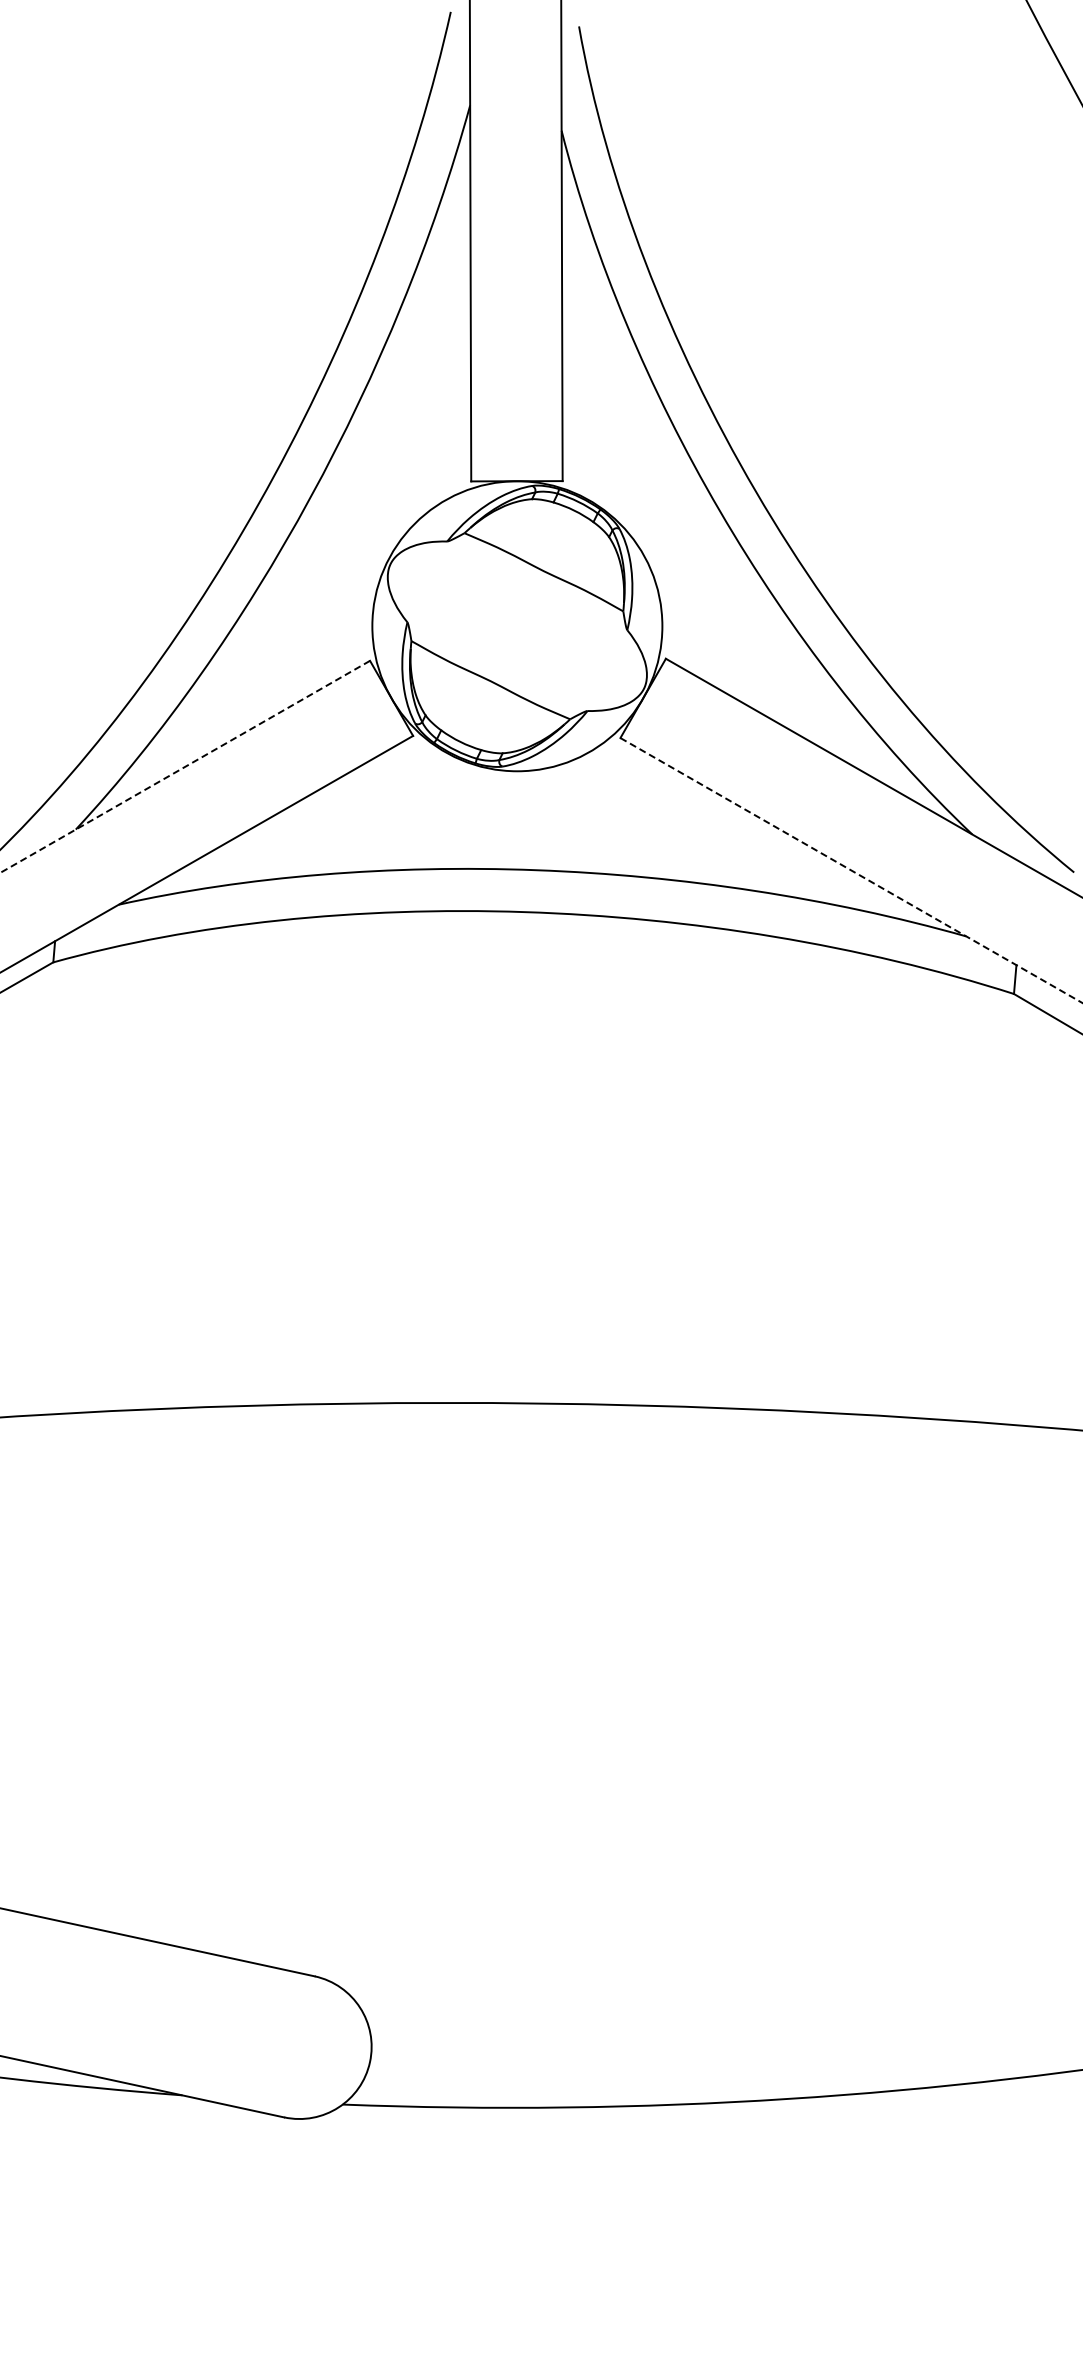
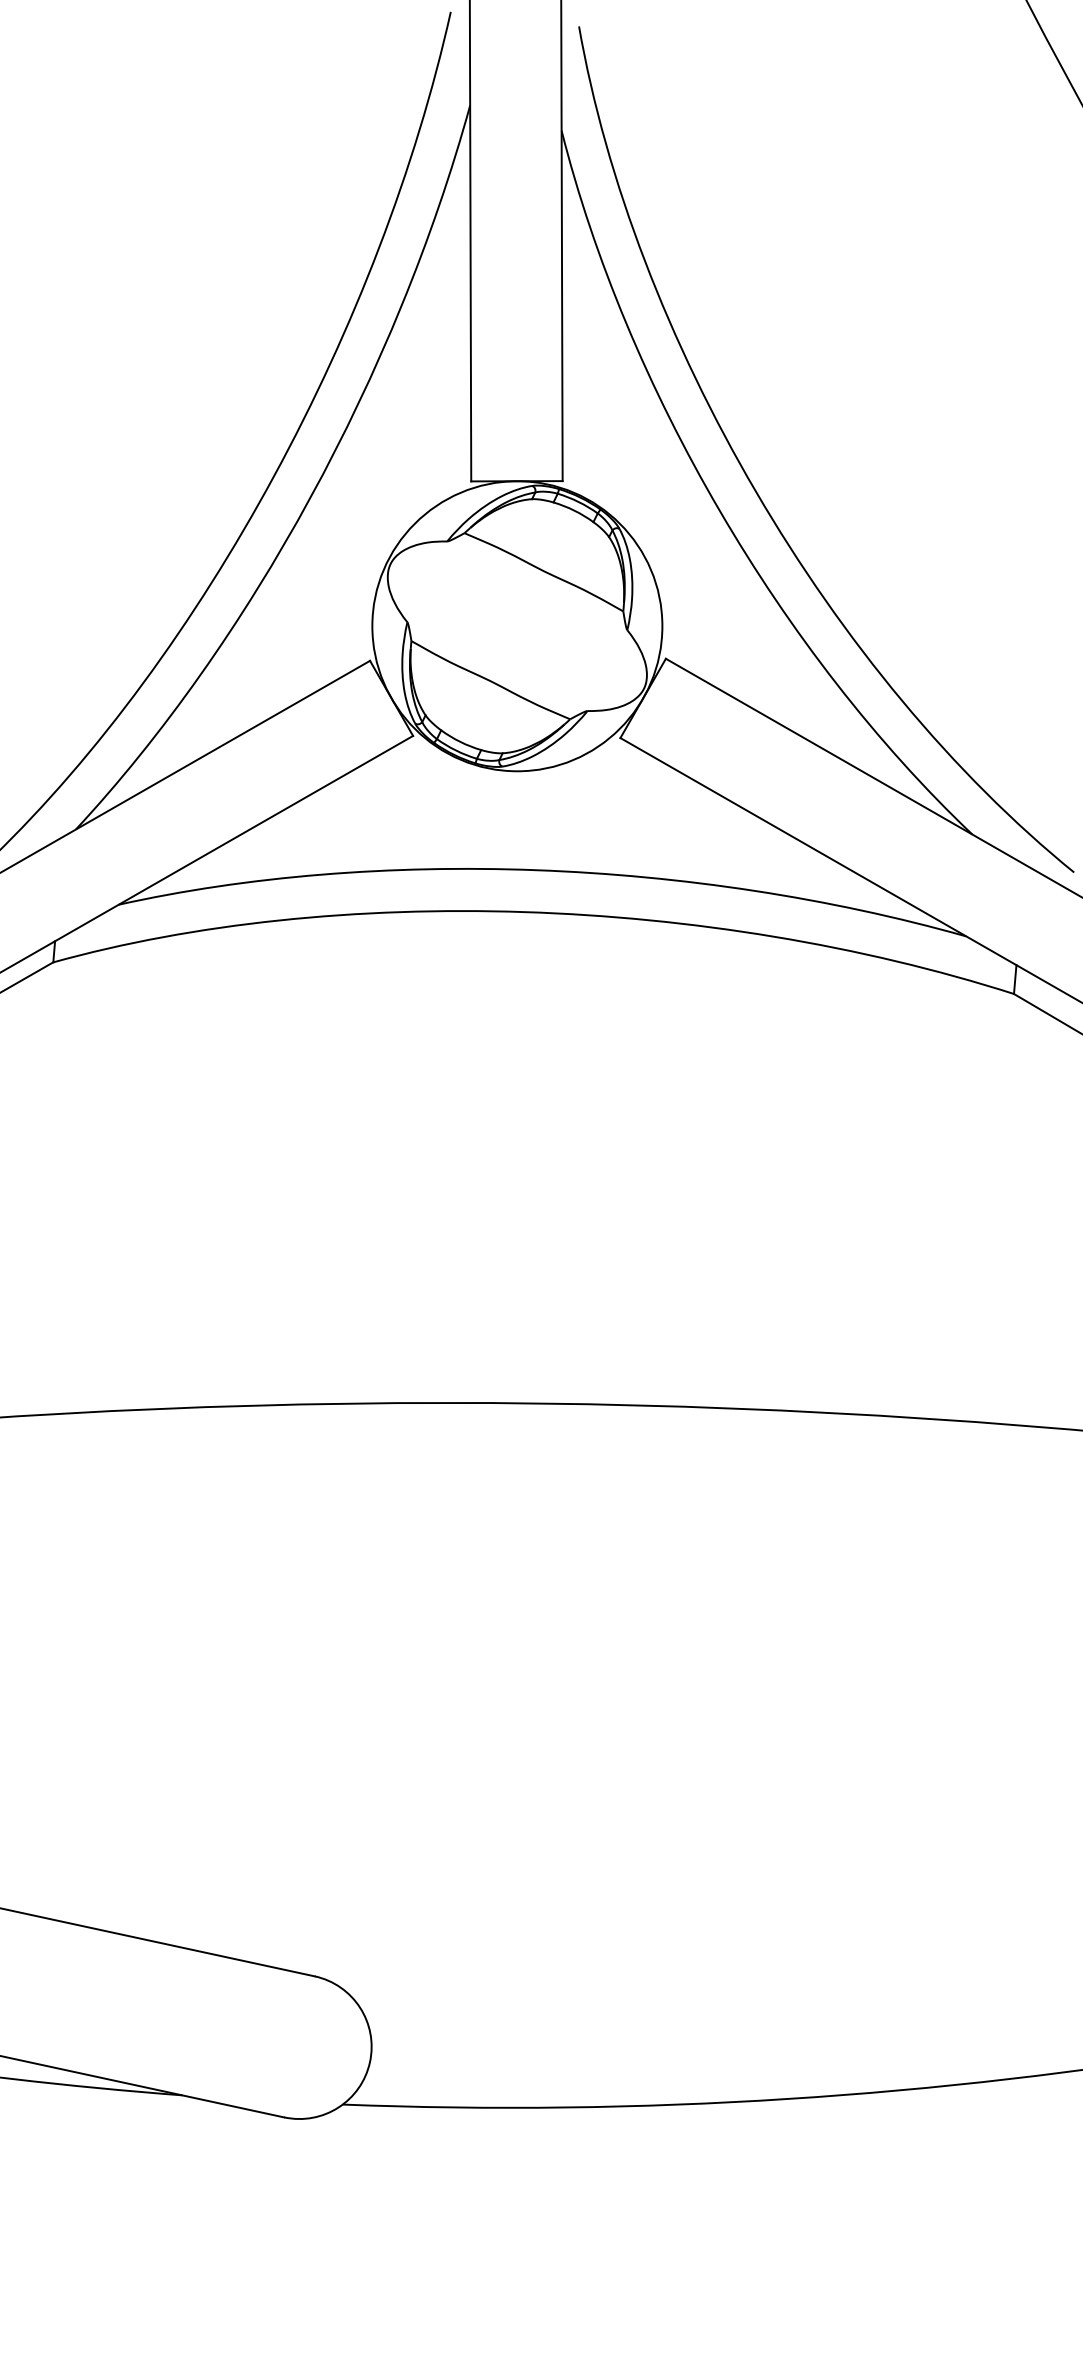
line: dashed -> solid (185, 766)
line: dashed -> solid (852, 870)
